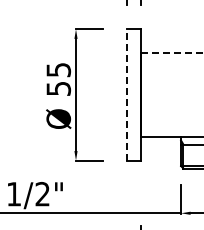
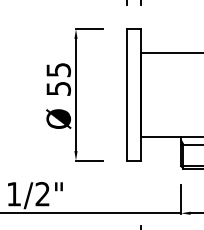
line: dashed -> solid (173, 53)
line: dashed -> solid (126, 94)
